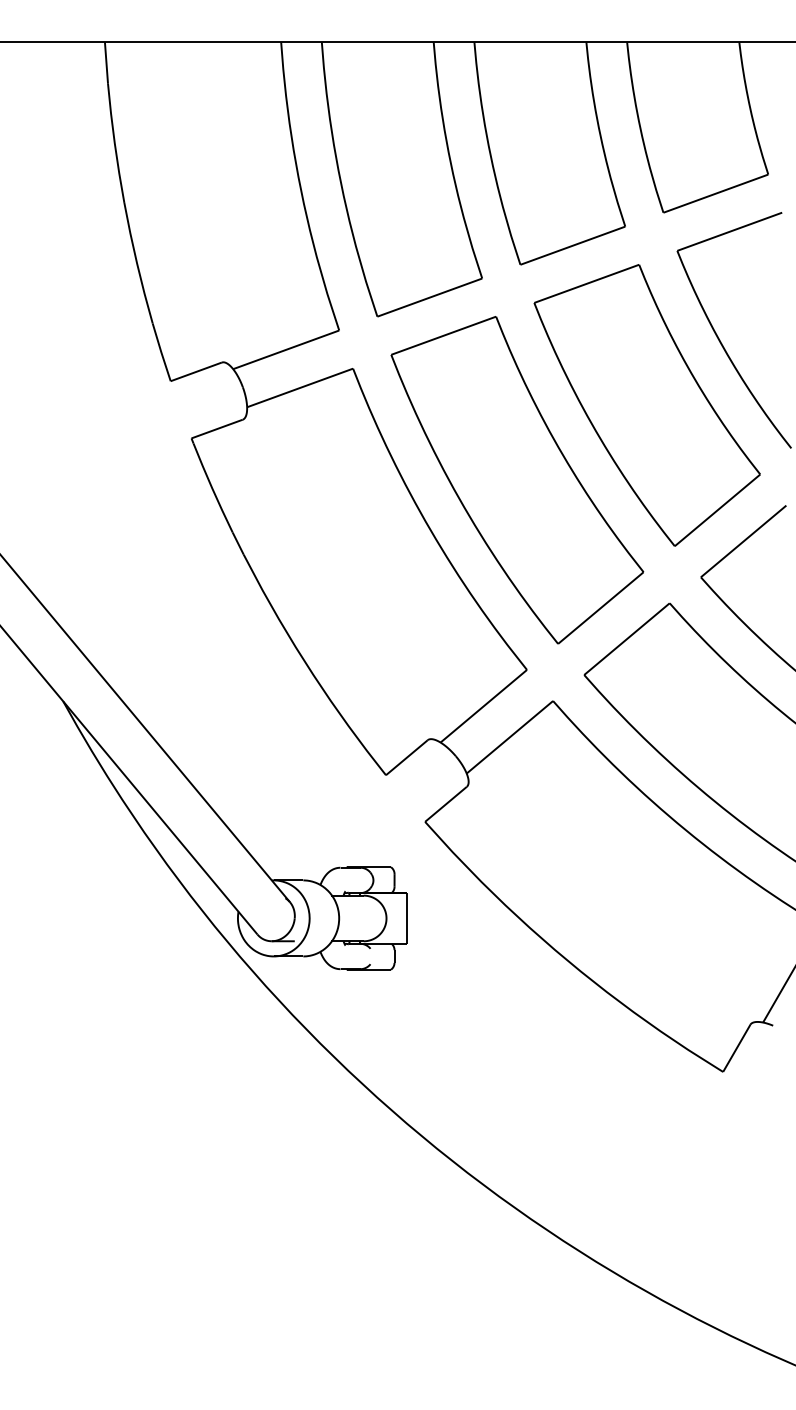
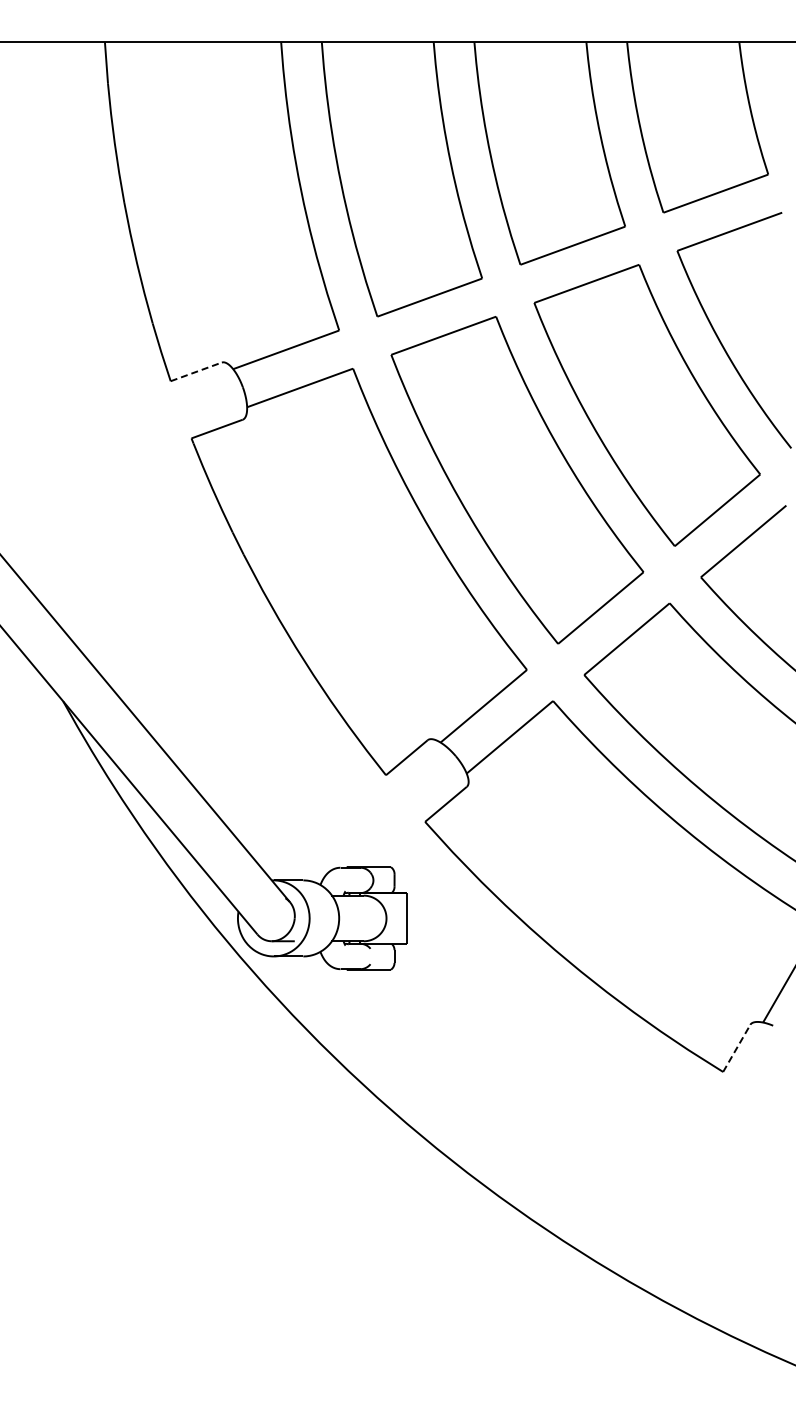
line: solid -> dashed (196, 371)
line: solid -> dashed (737, 1047)
